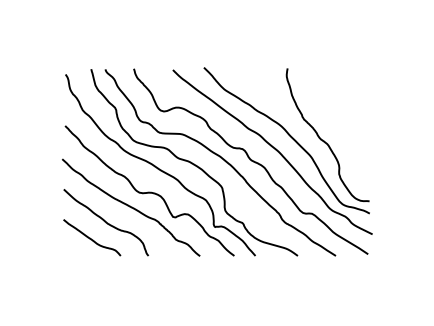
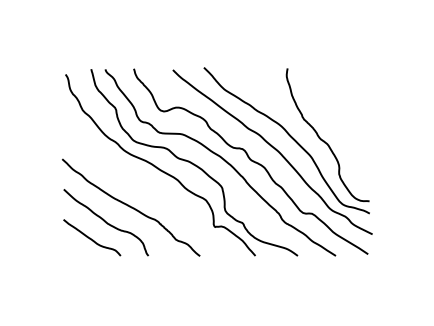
curve: present -> none (149, 191)
